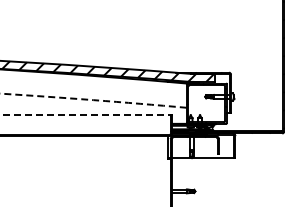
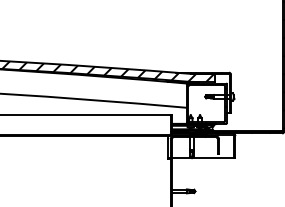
arc: dashed -> solid (93, 100)
line: dashed -> solid (85, 114)
